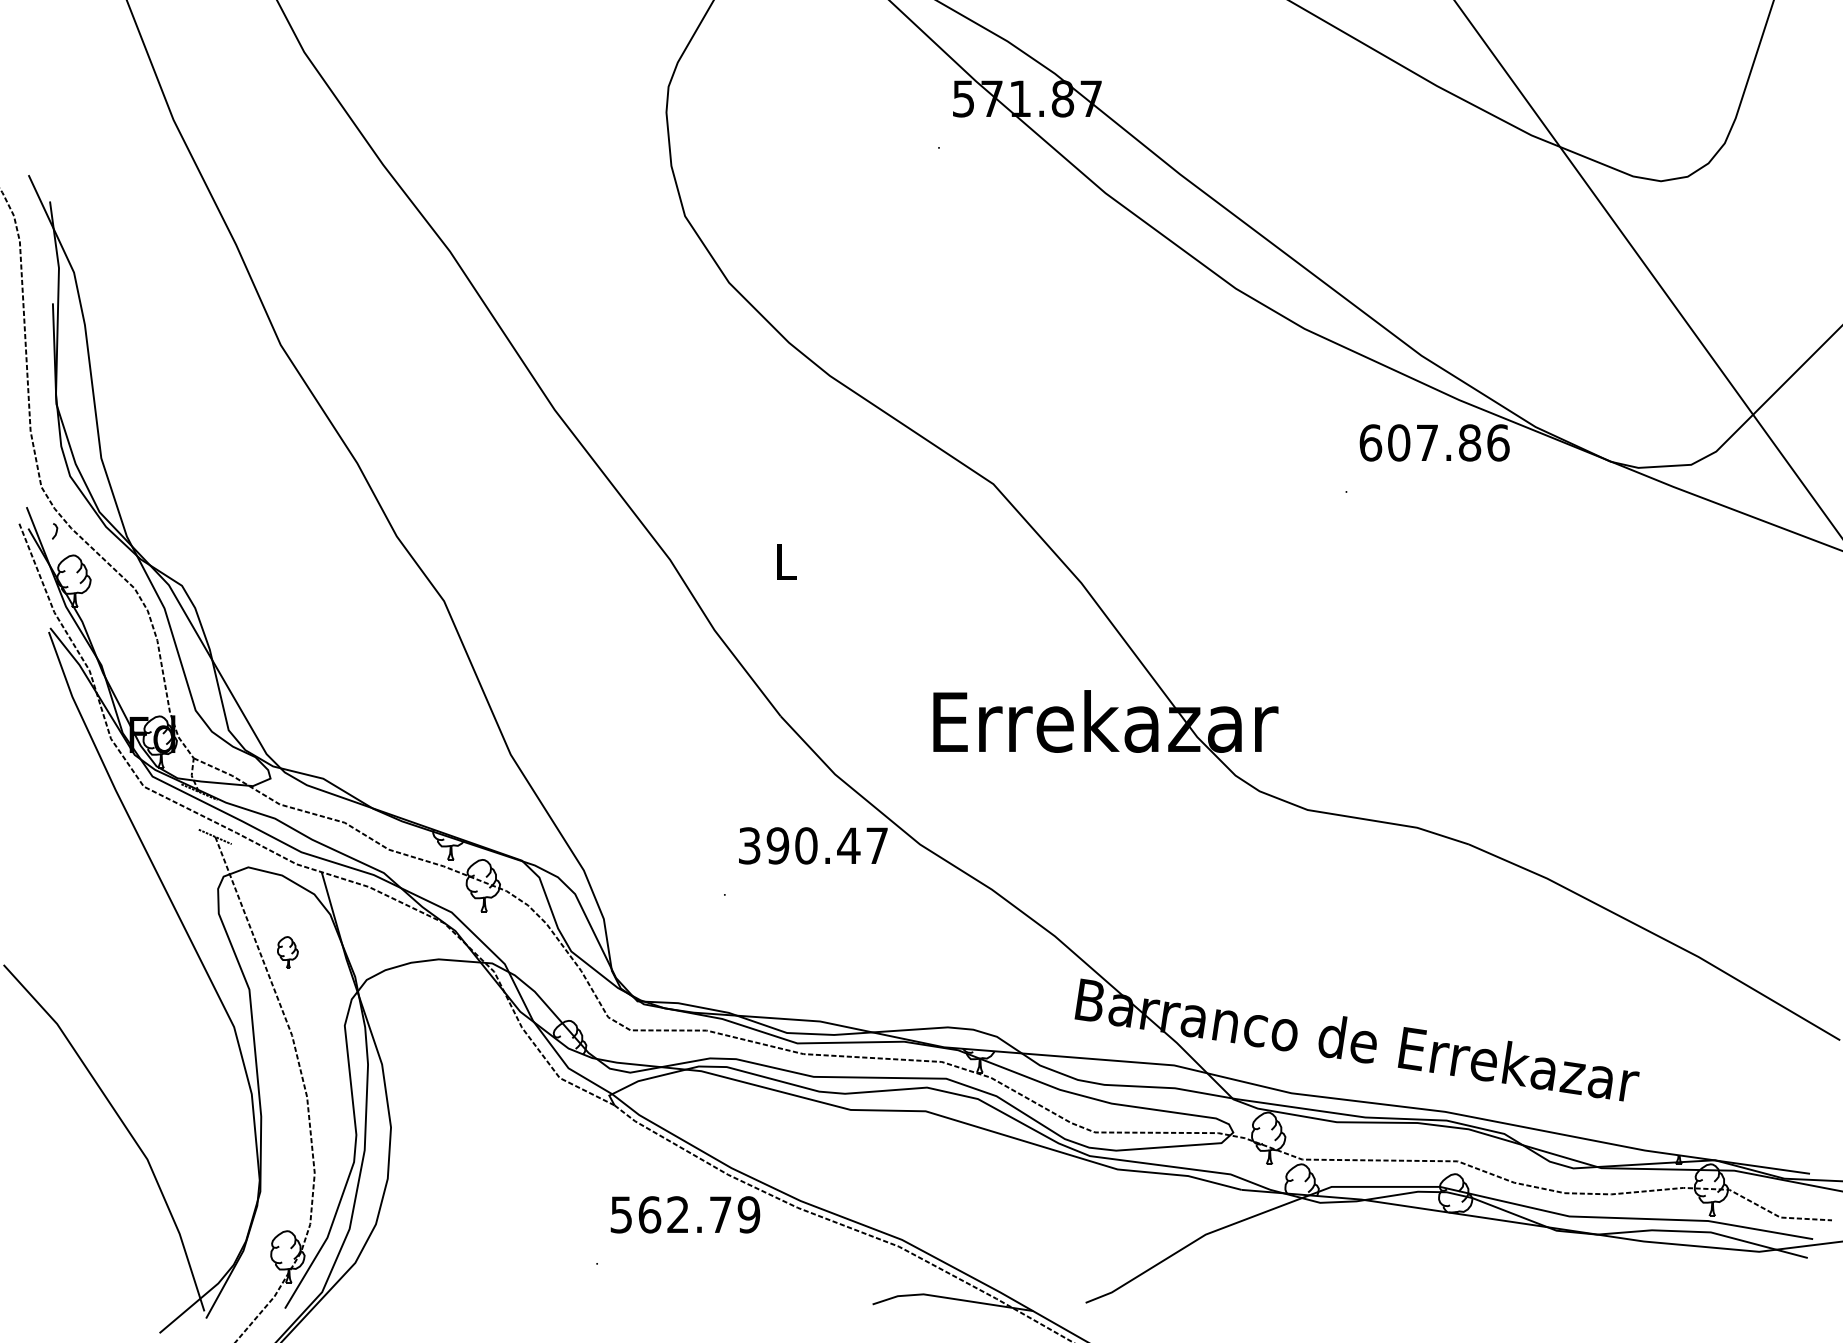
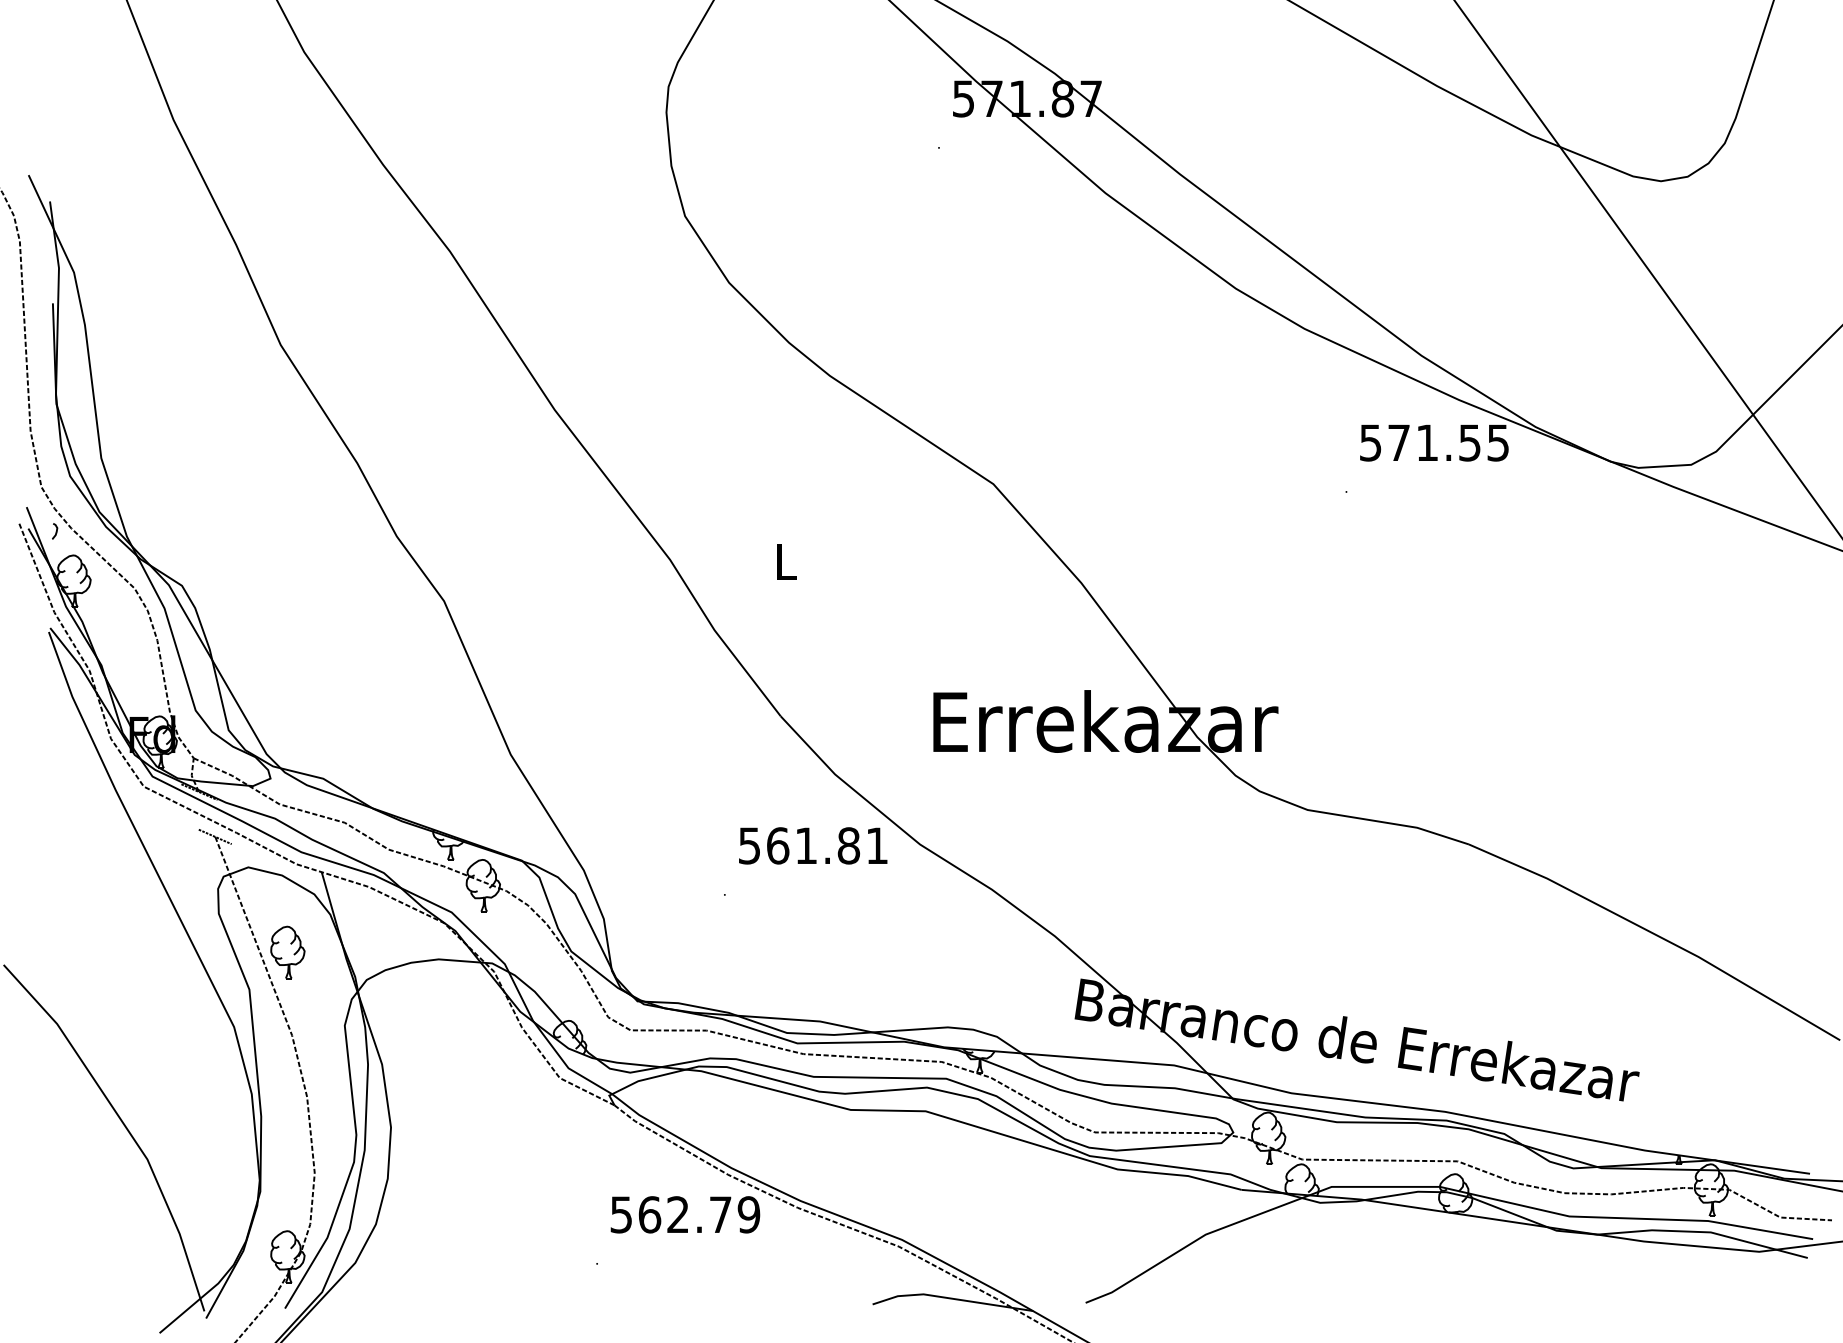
text: 607.86 -> 571.55 (1434, 442)
text: 390.47 -> 561.81 (813, 845)
part size: 22x33 px -> 36x55 px (287, 952)
